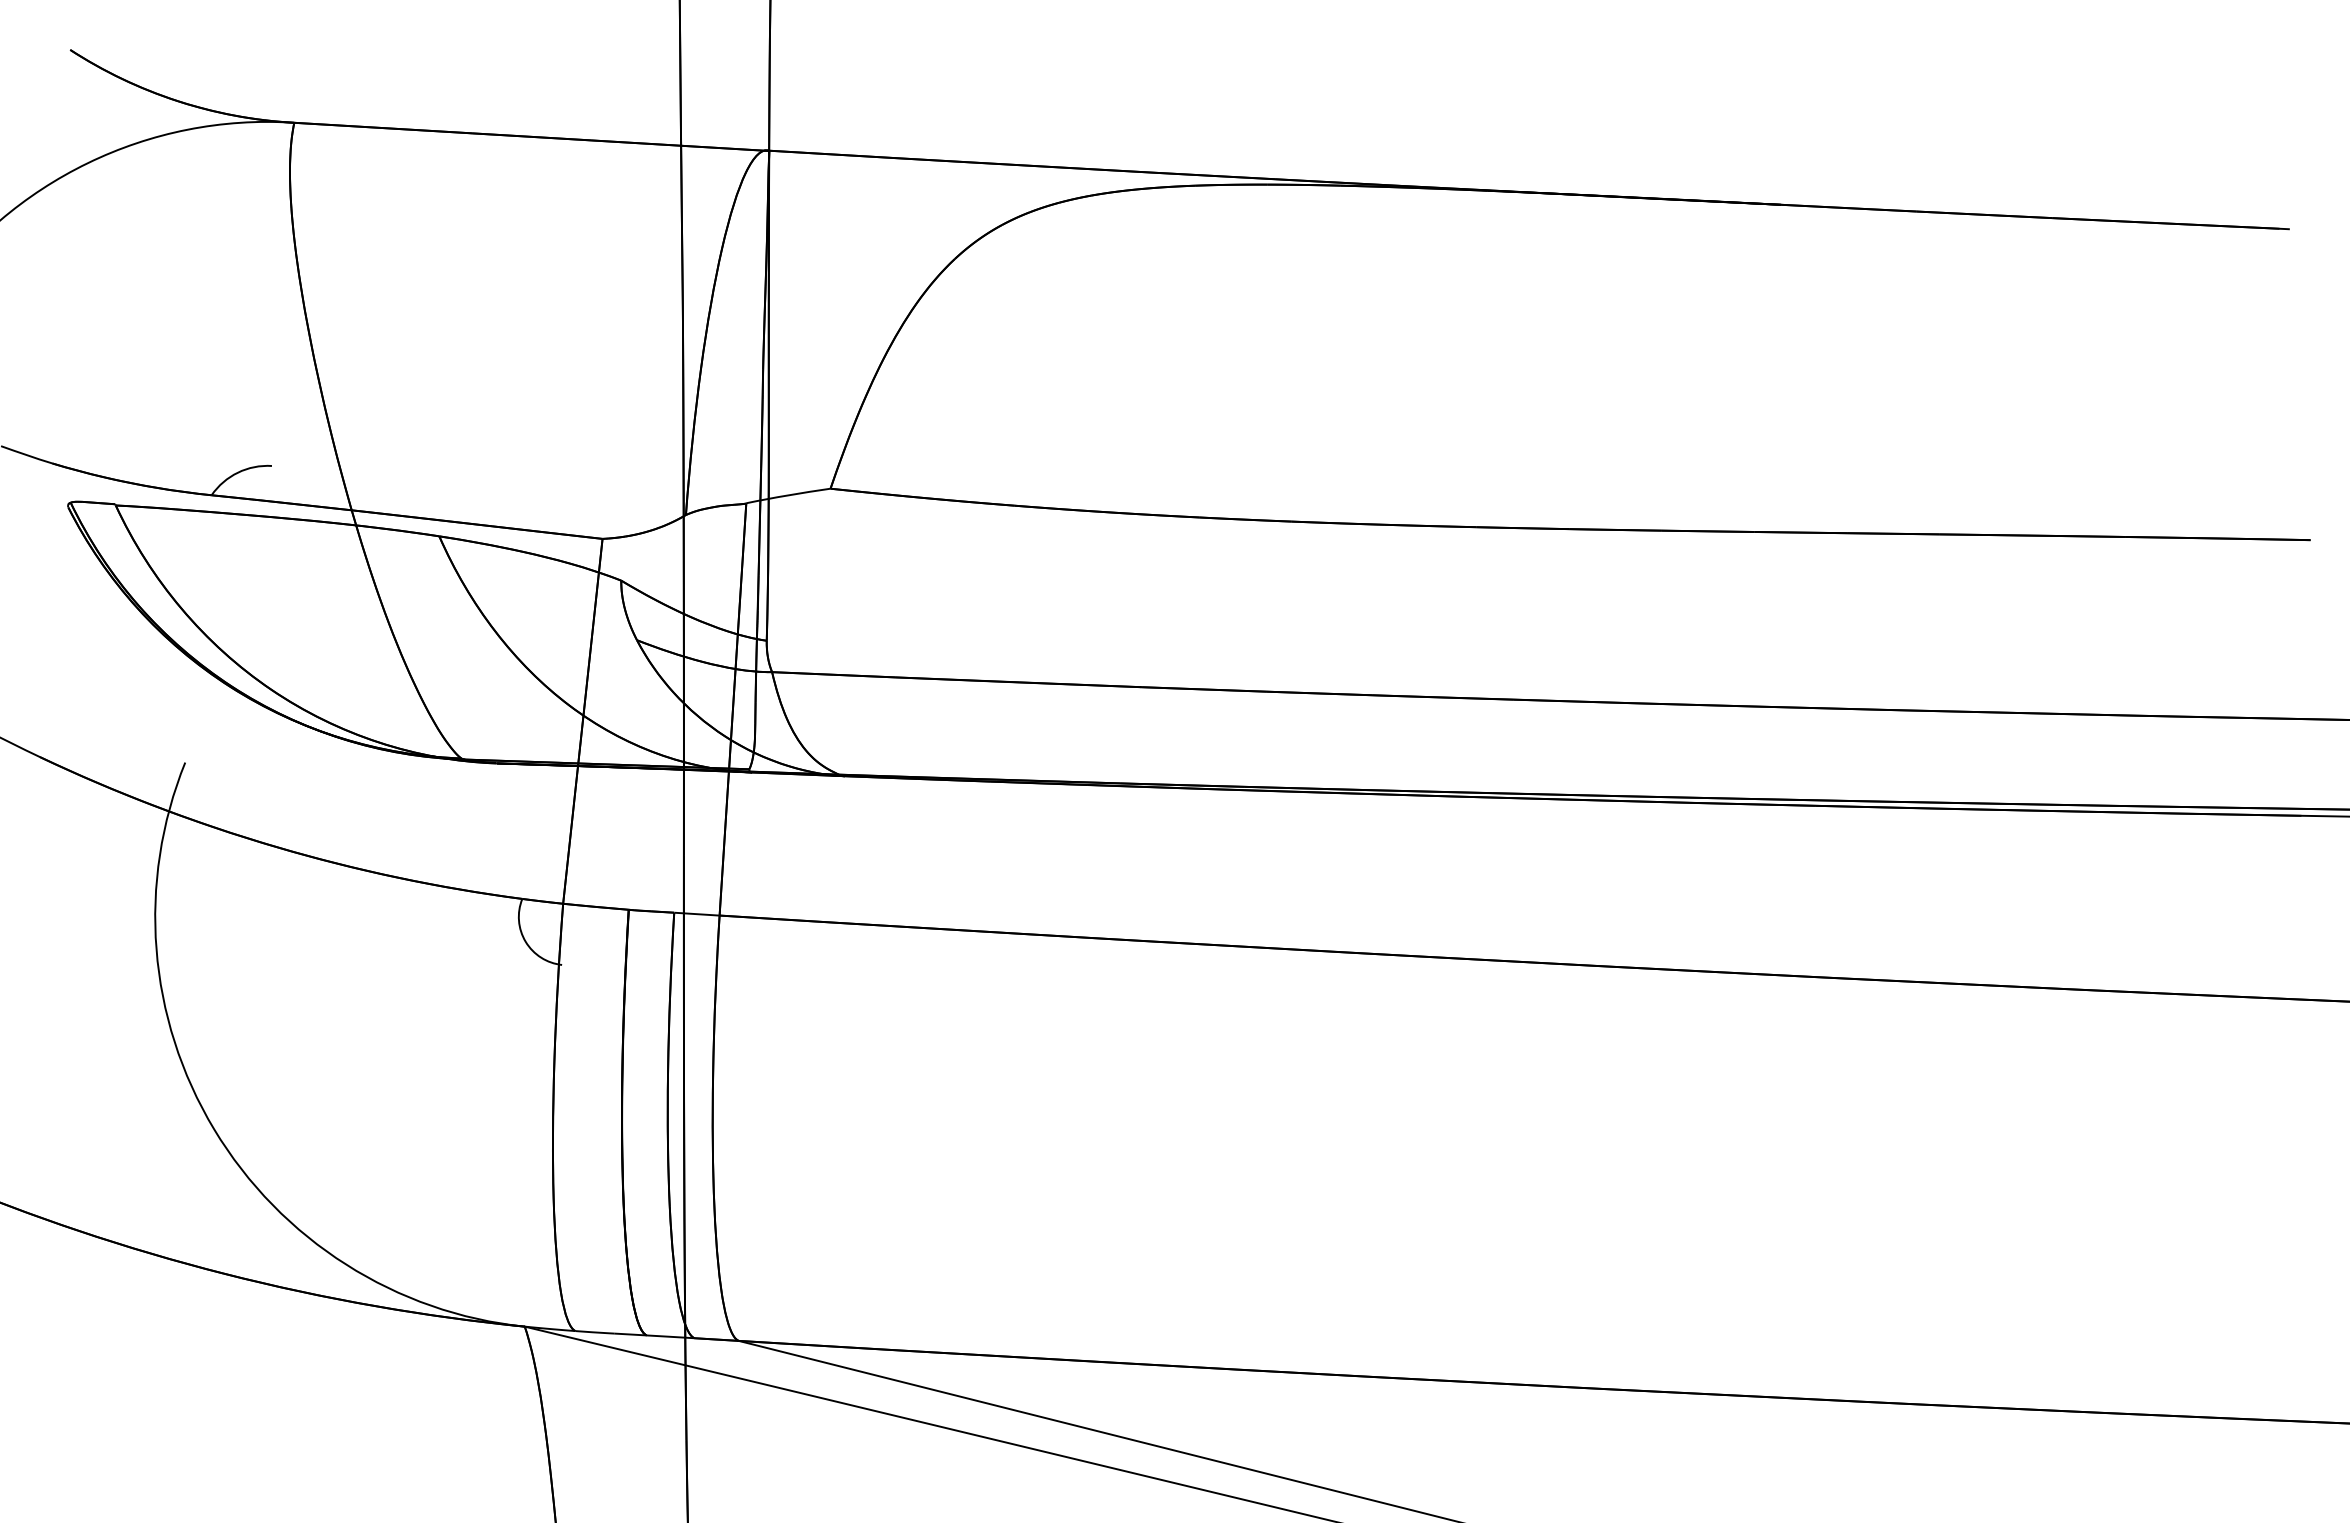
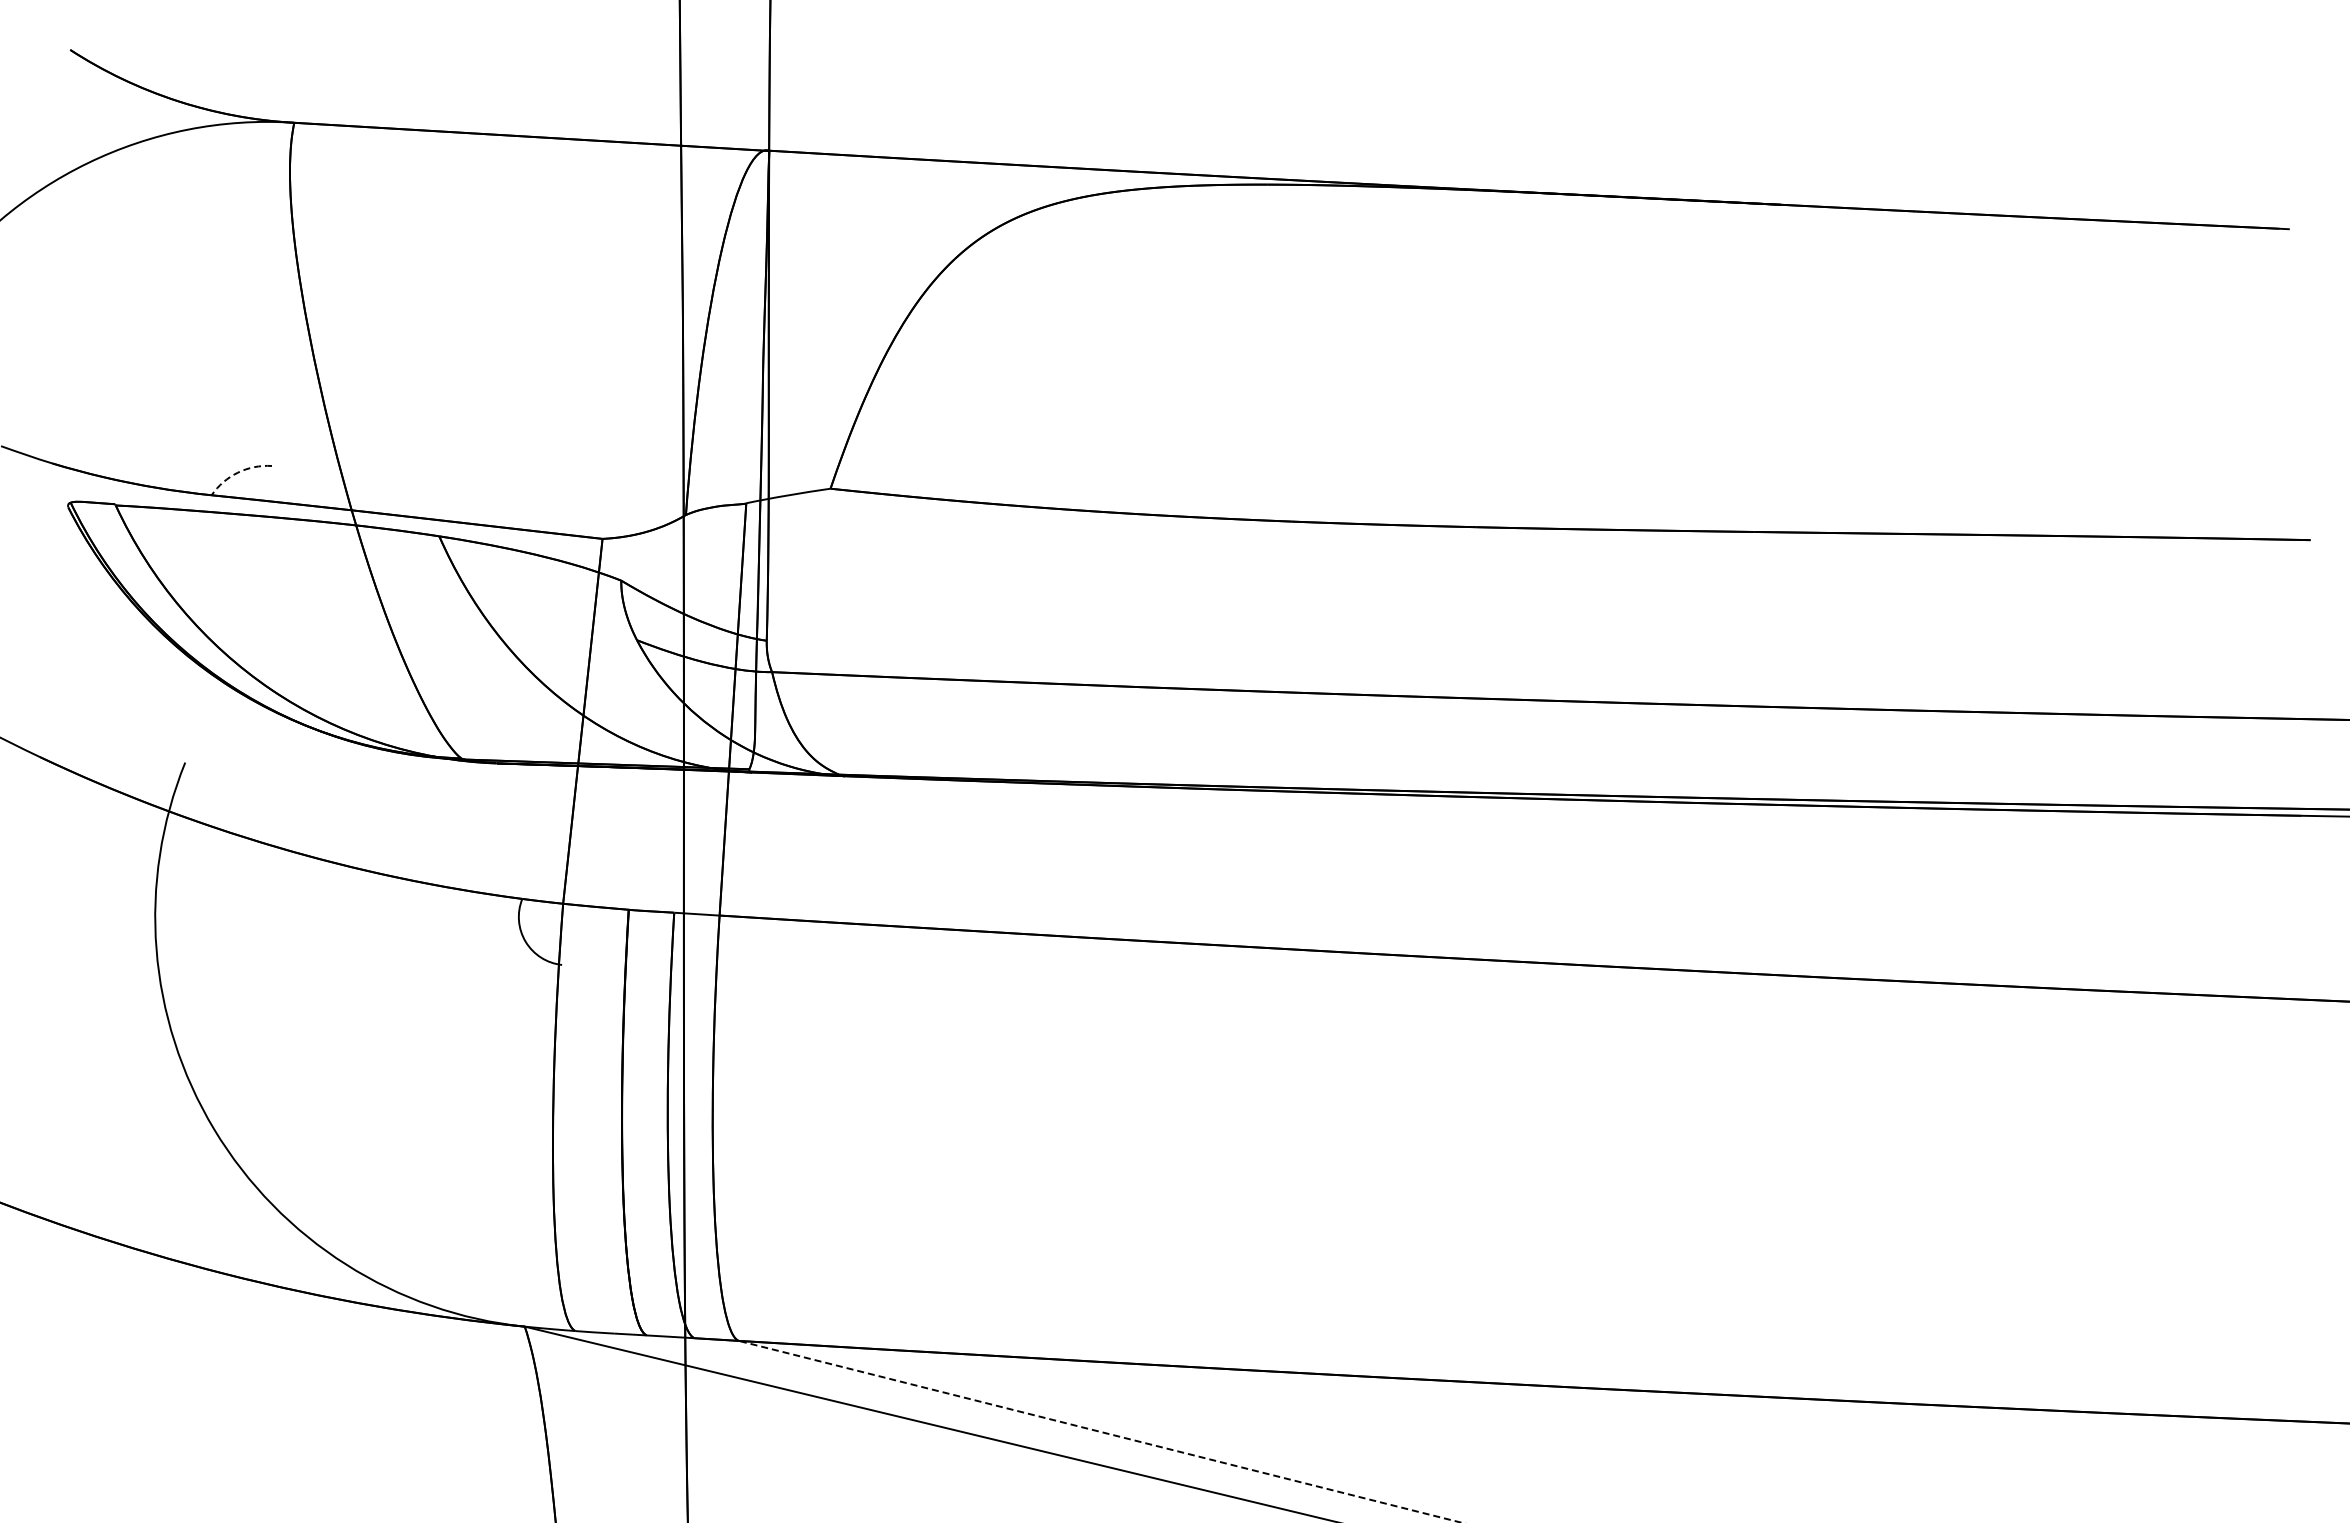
arc: solid -> dashed (237, 472)
line: solid -> dashed (1100, 1431)
